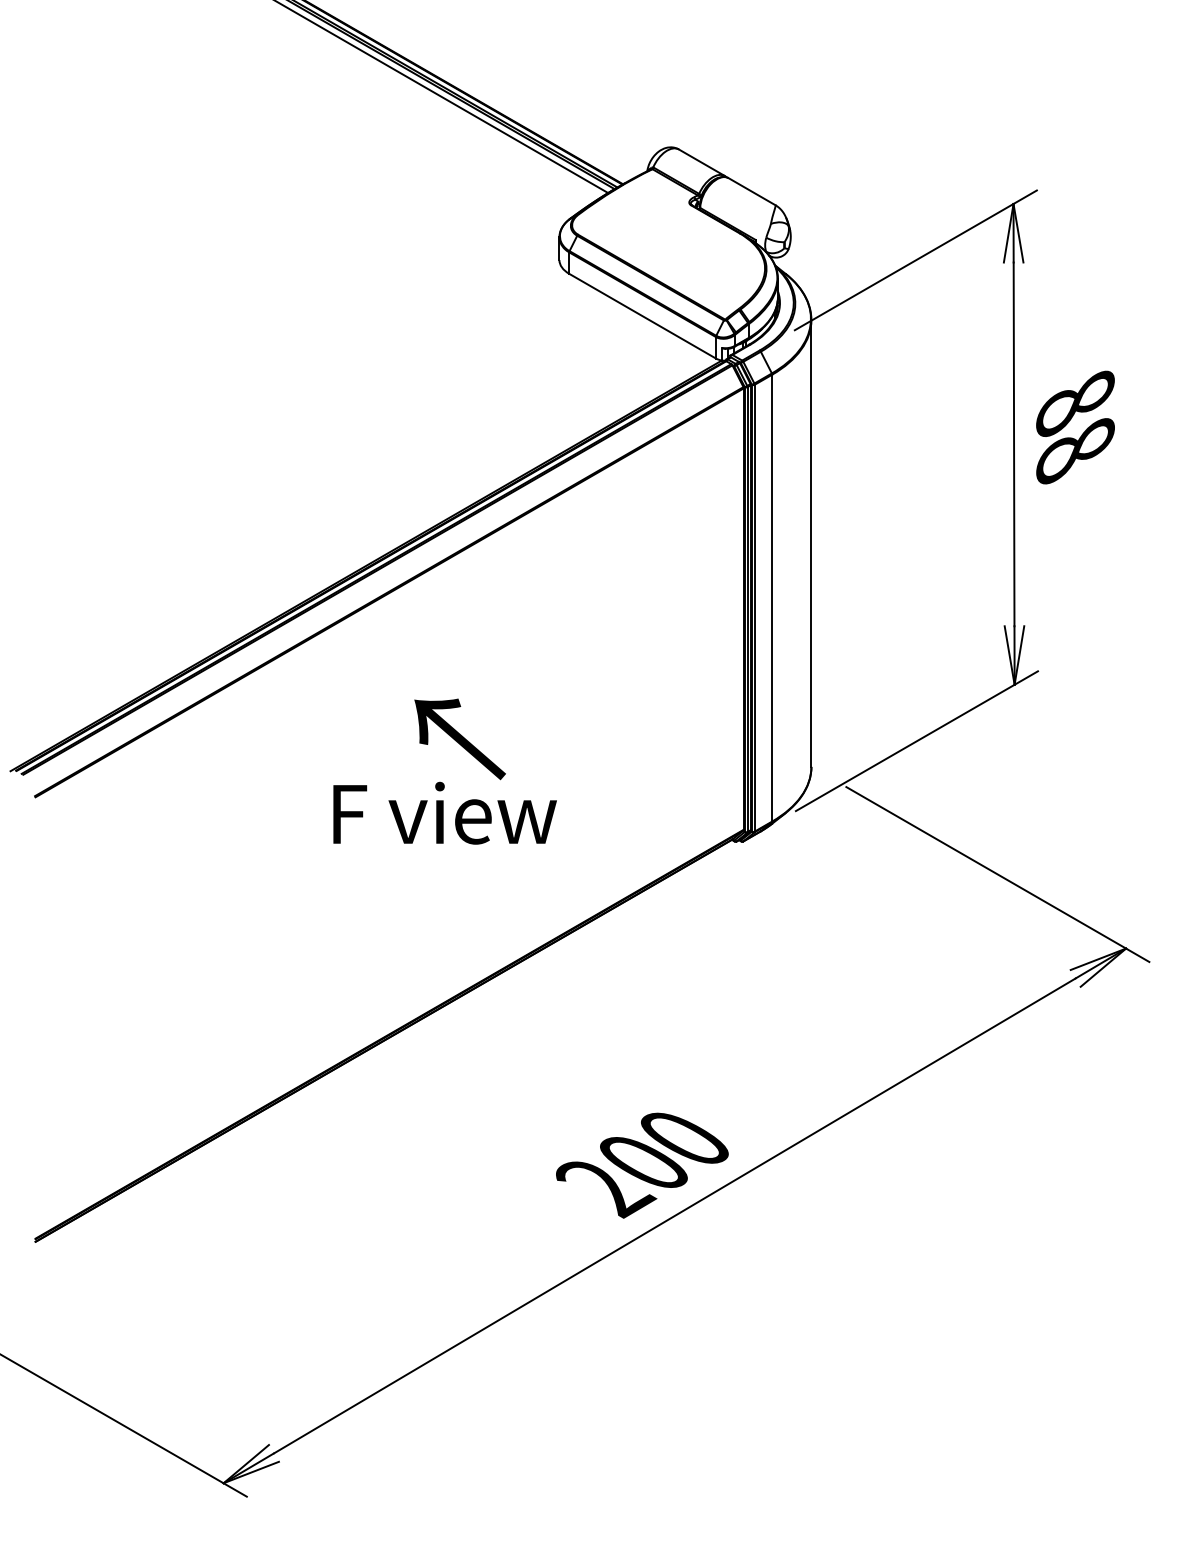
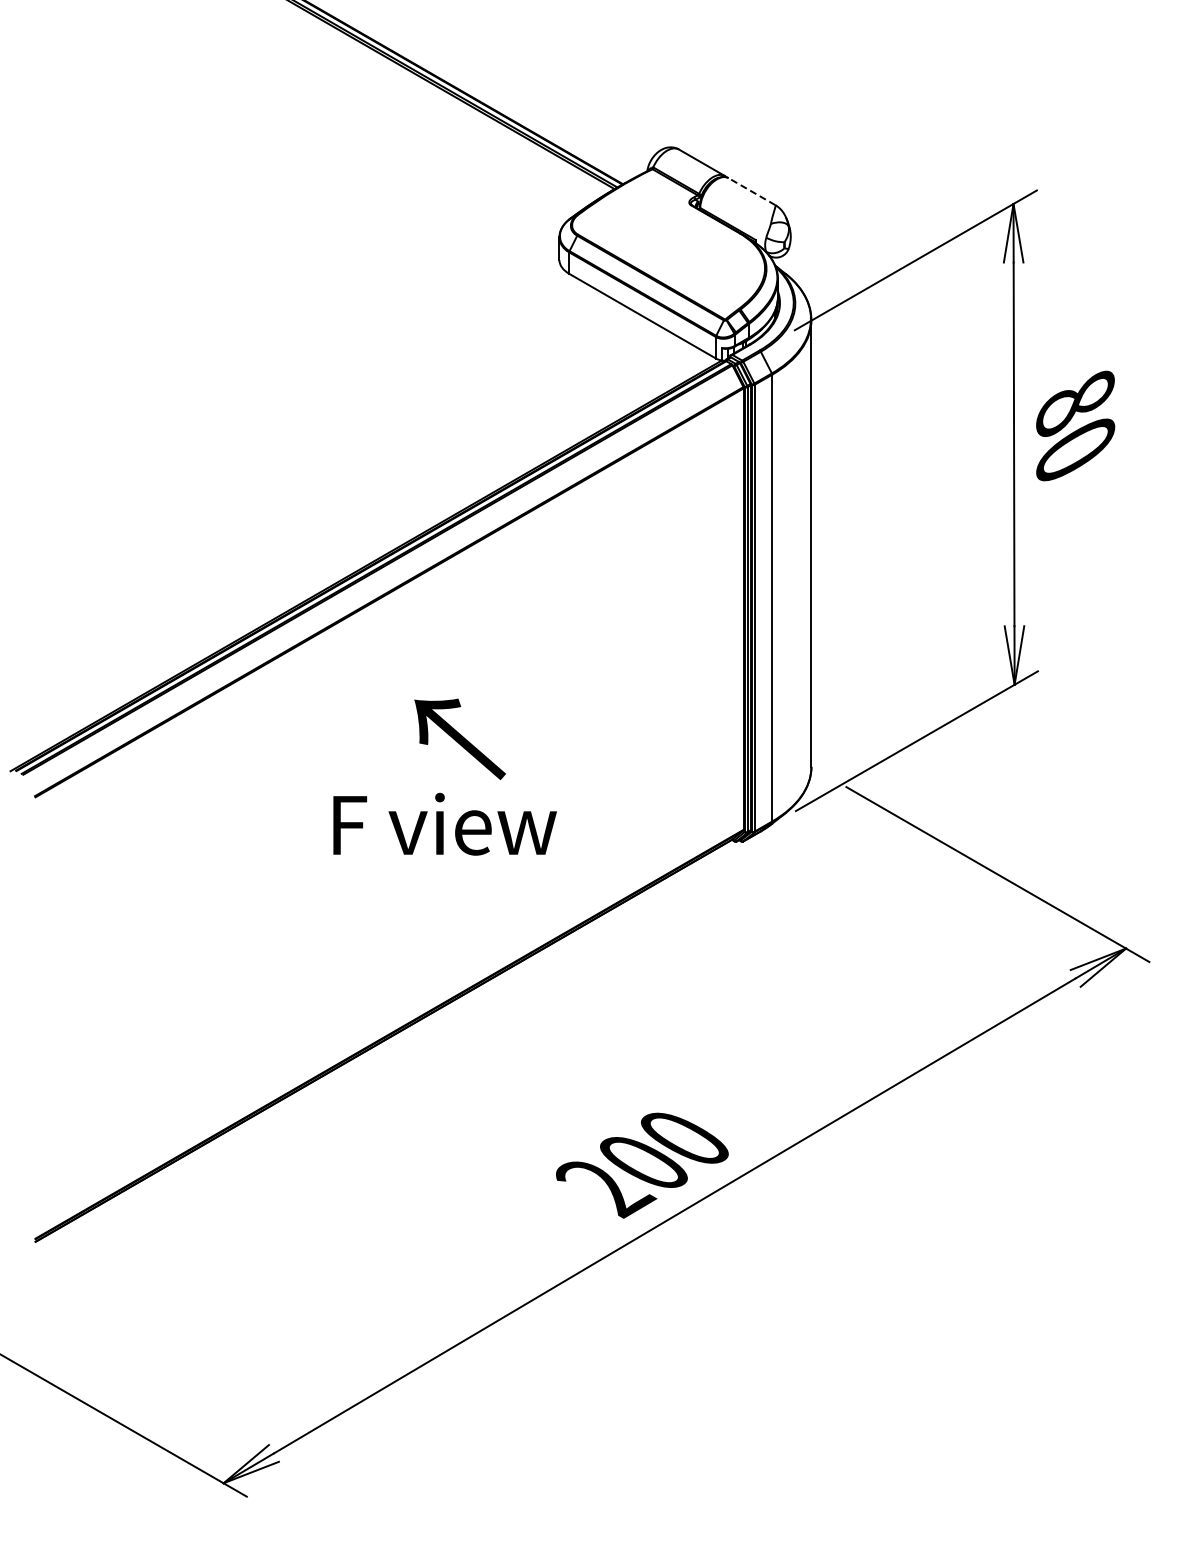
line: present -> none (442, 97)
line: solid -> dashed (751, 191)
text: 88 -> 80 (1075, 451)
text position: (444, 812) -> (444, 823) (444, 823)
